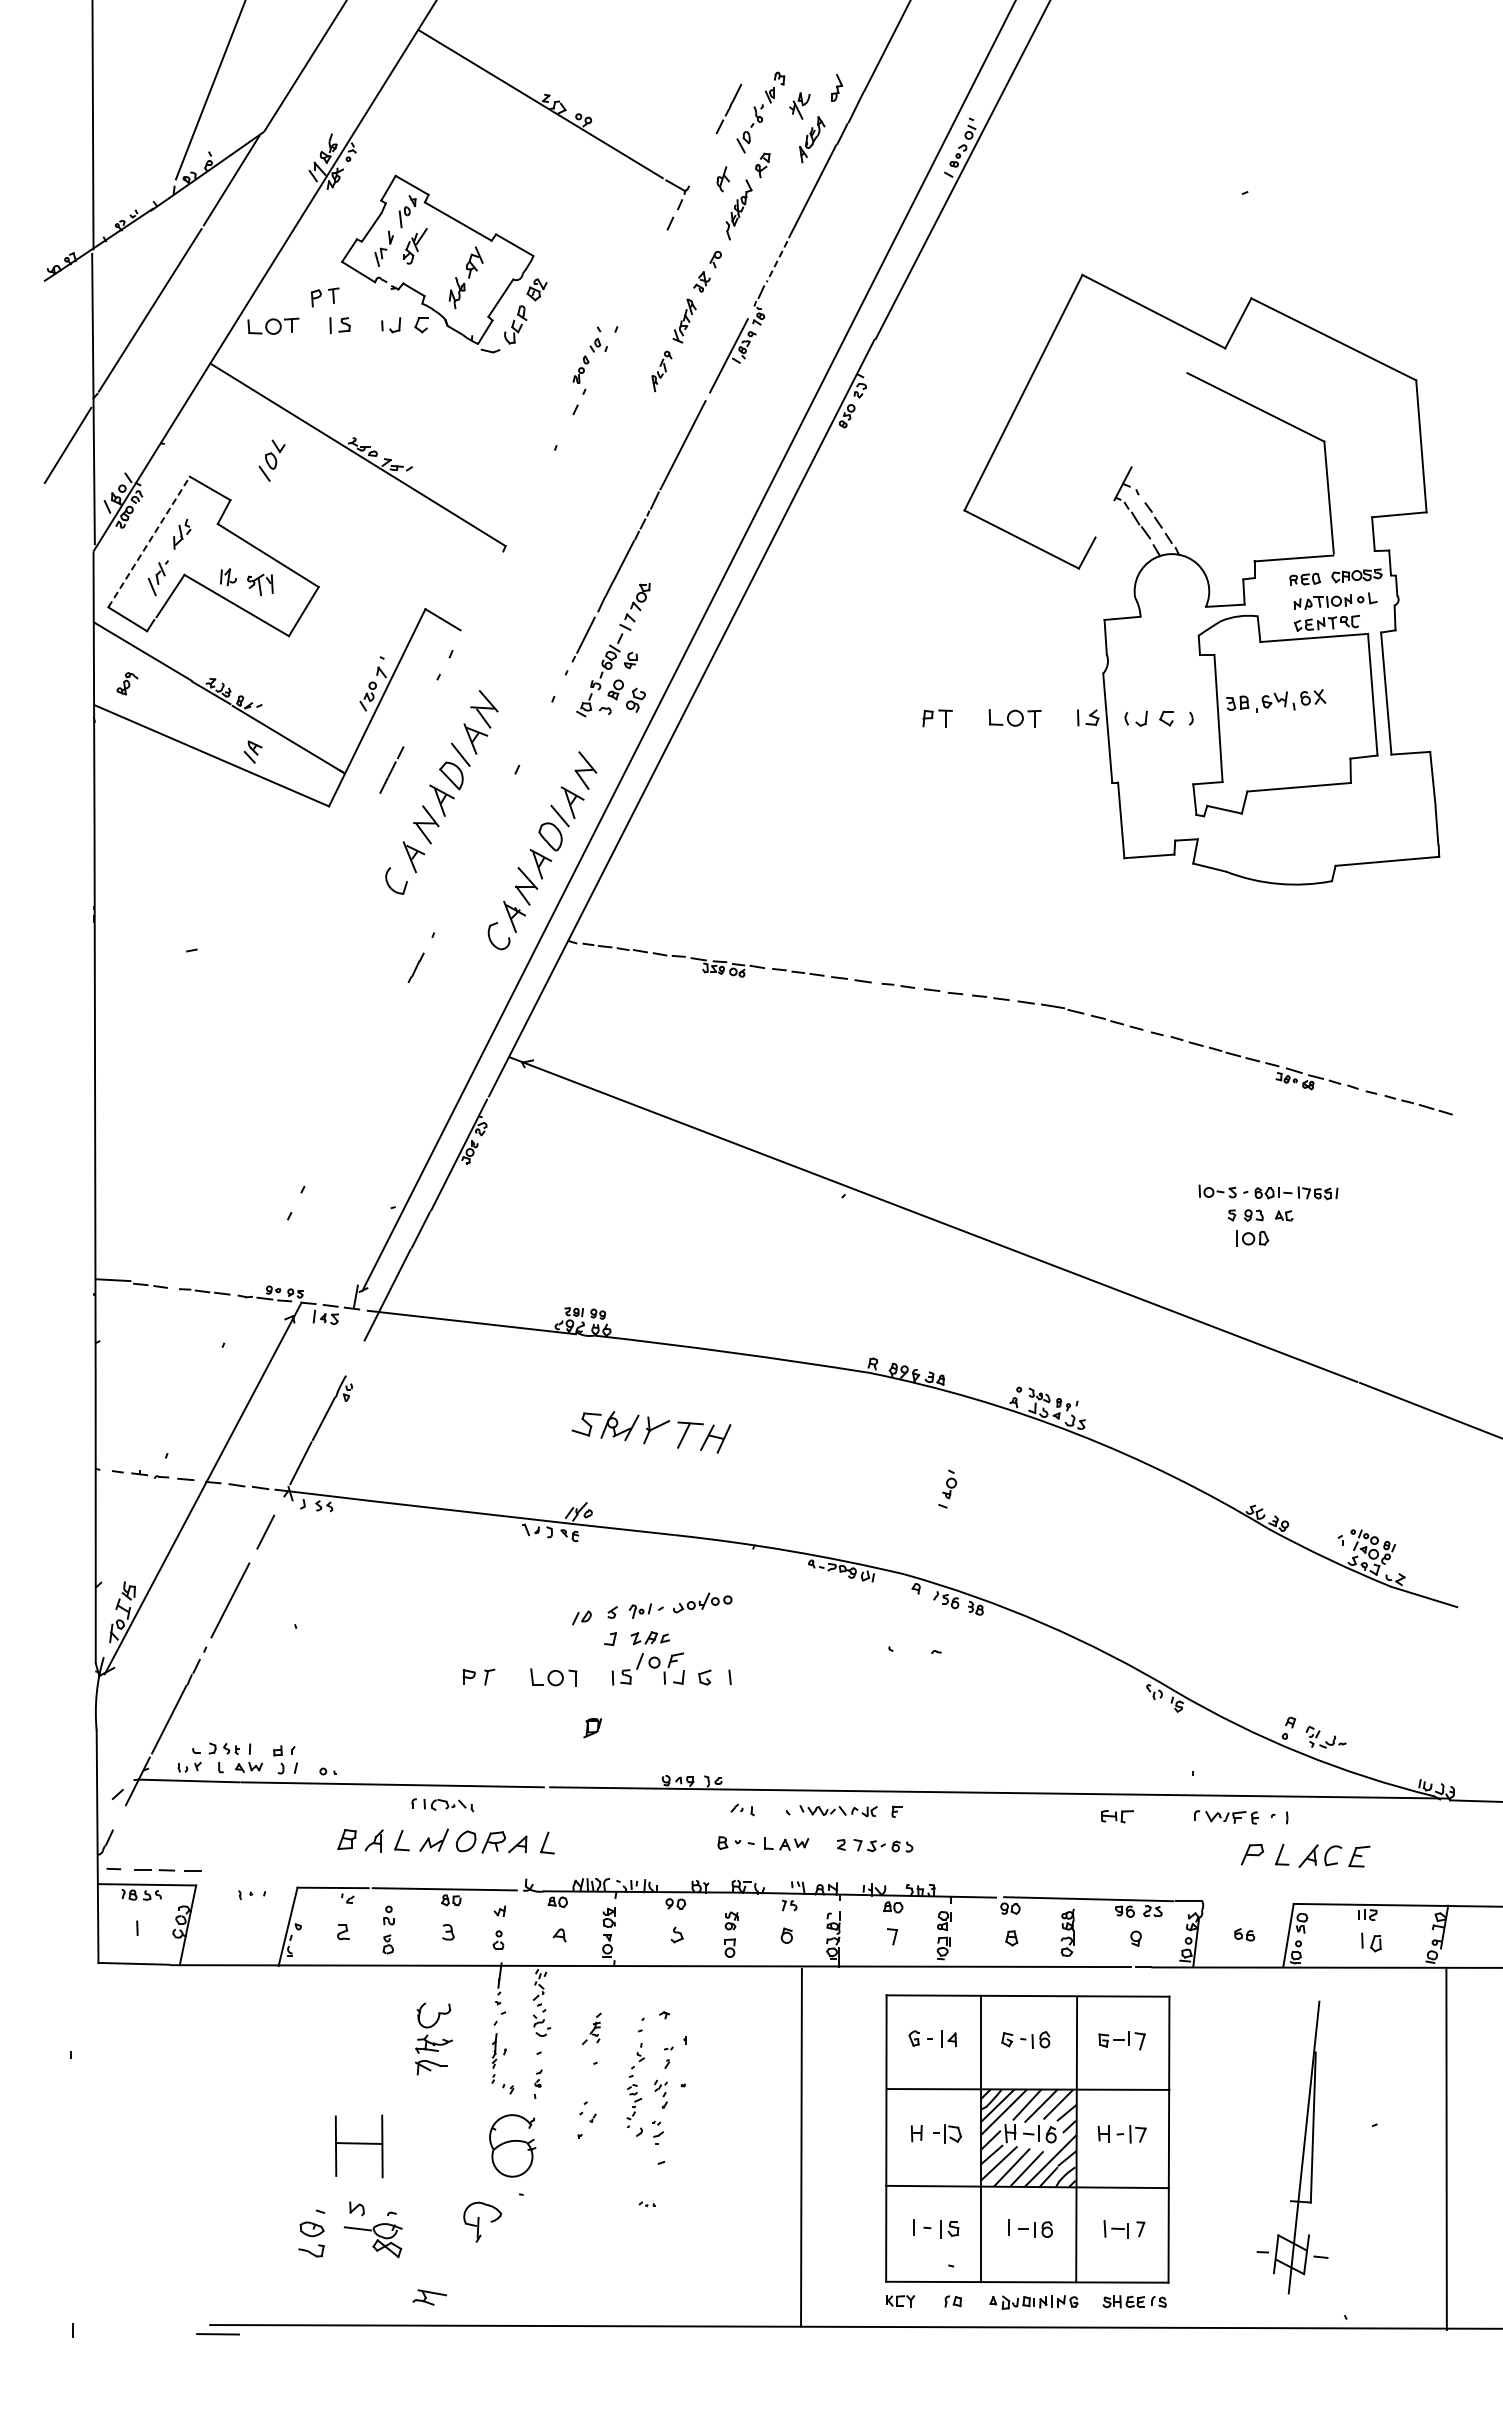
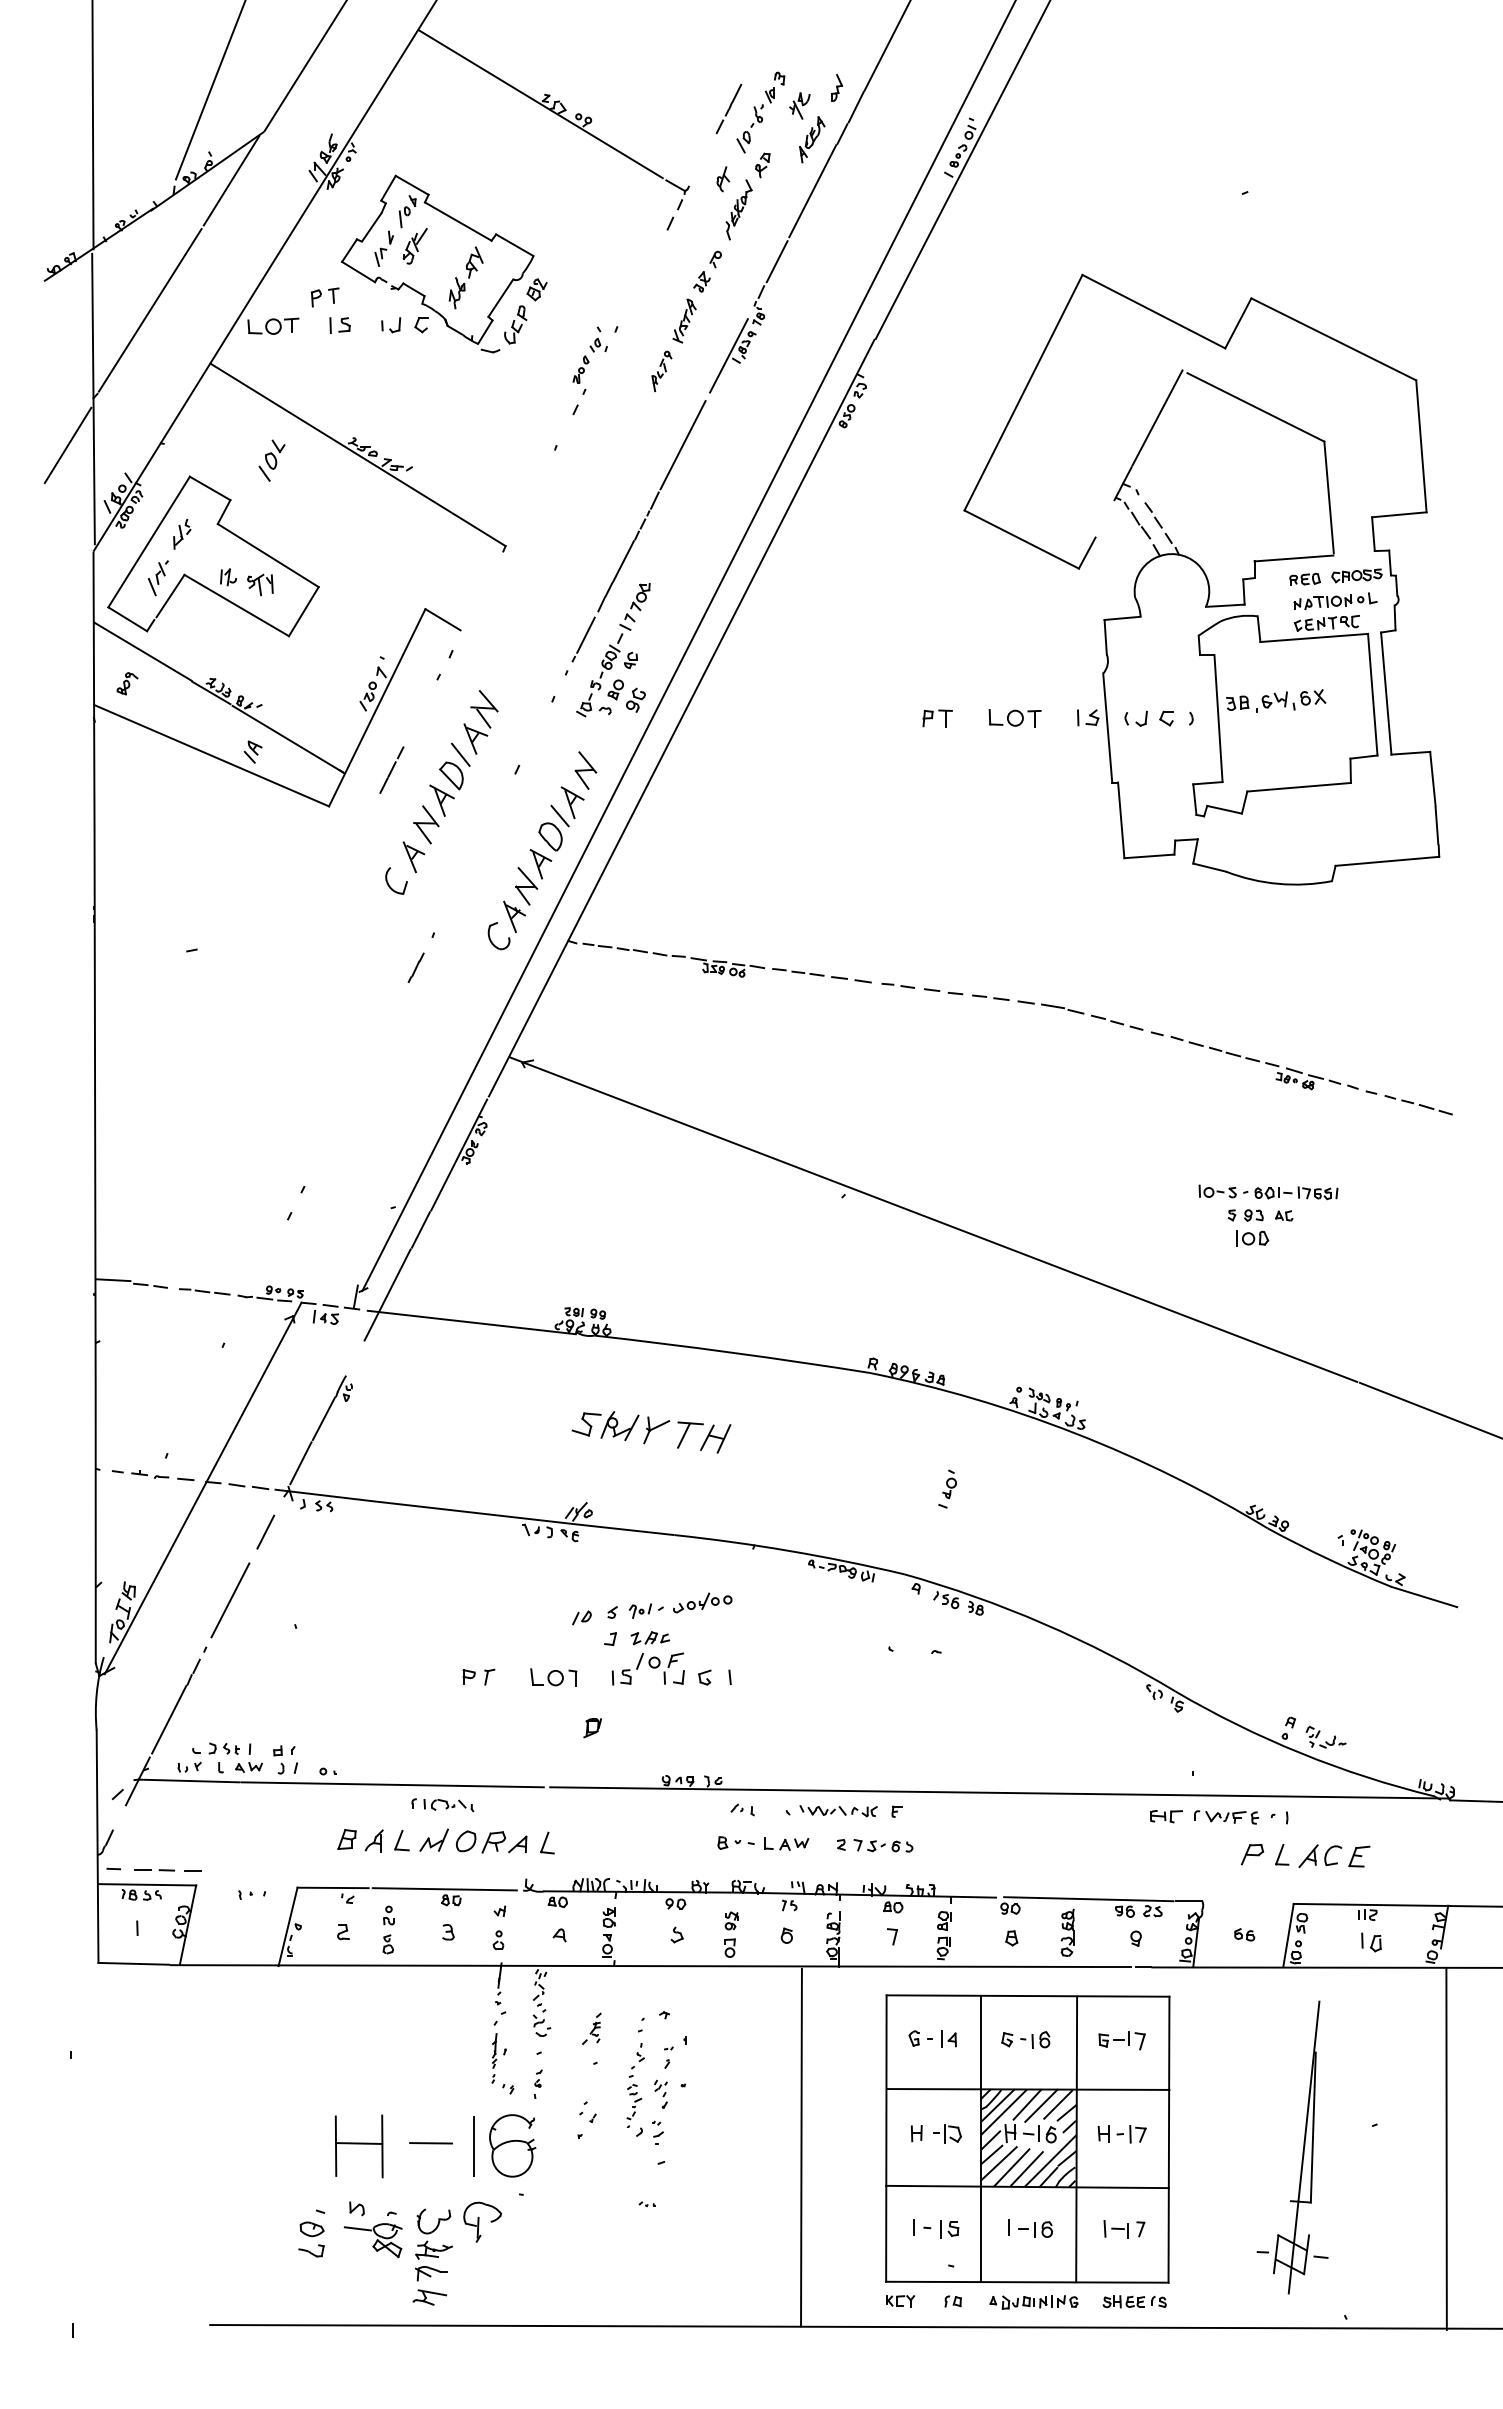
line: dashed -> solid (777, 261)
line: none -> present (1157, 417)
line: dashed -> solid (149, 542)
part position: (1117, 1816) -> (1166, 1816) (1166, 1816)
part position: (433, 2038) -> (433, 2244) (433, 2244)
line: none -> present (474, 2145)
line position: (217, 2334) -> (430, 2143) (430, 2143)
